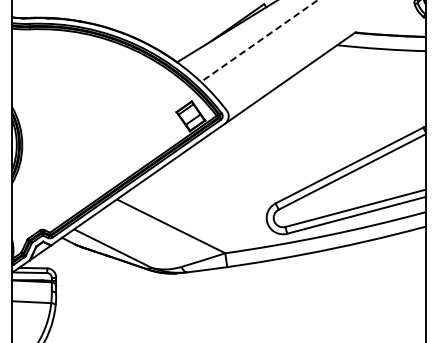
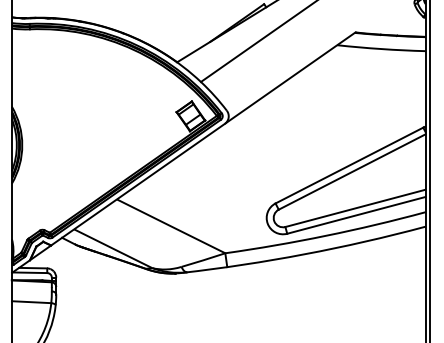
line: dashed -> solid (258, 41)
line: none -> present (430, 170)
